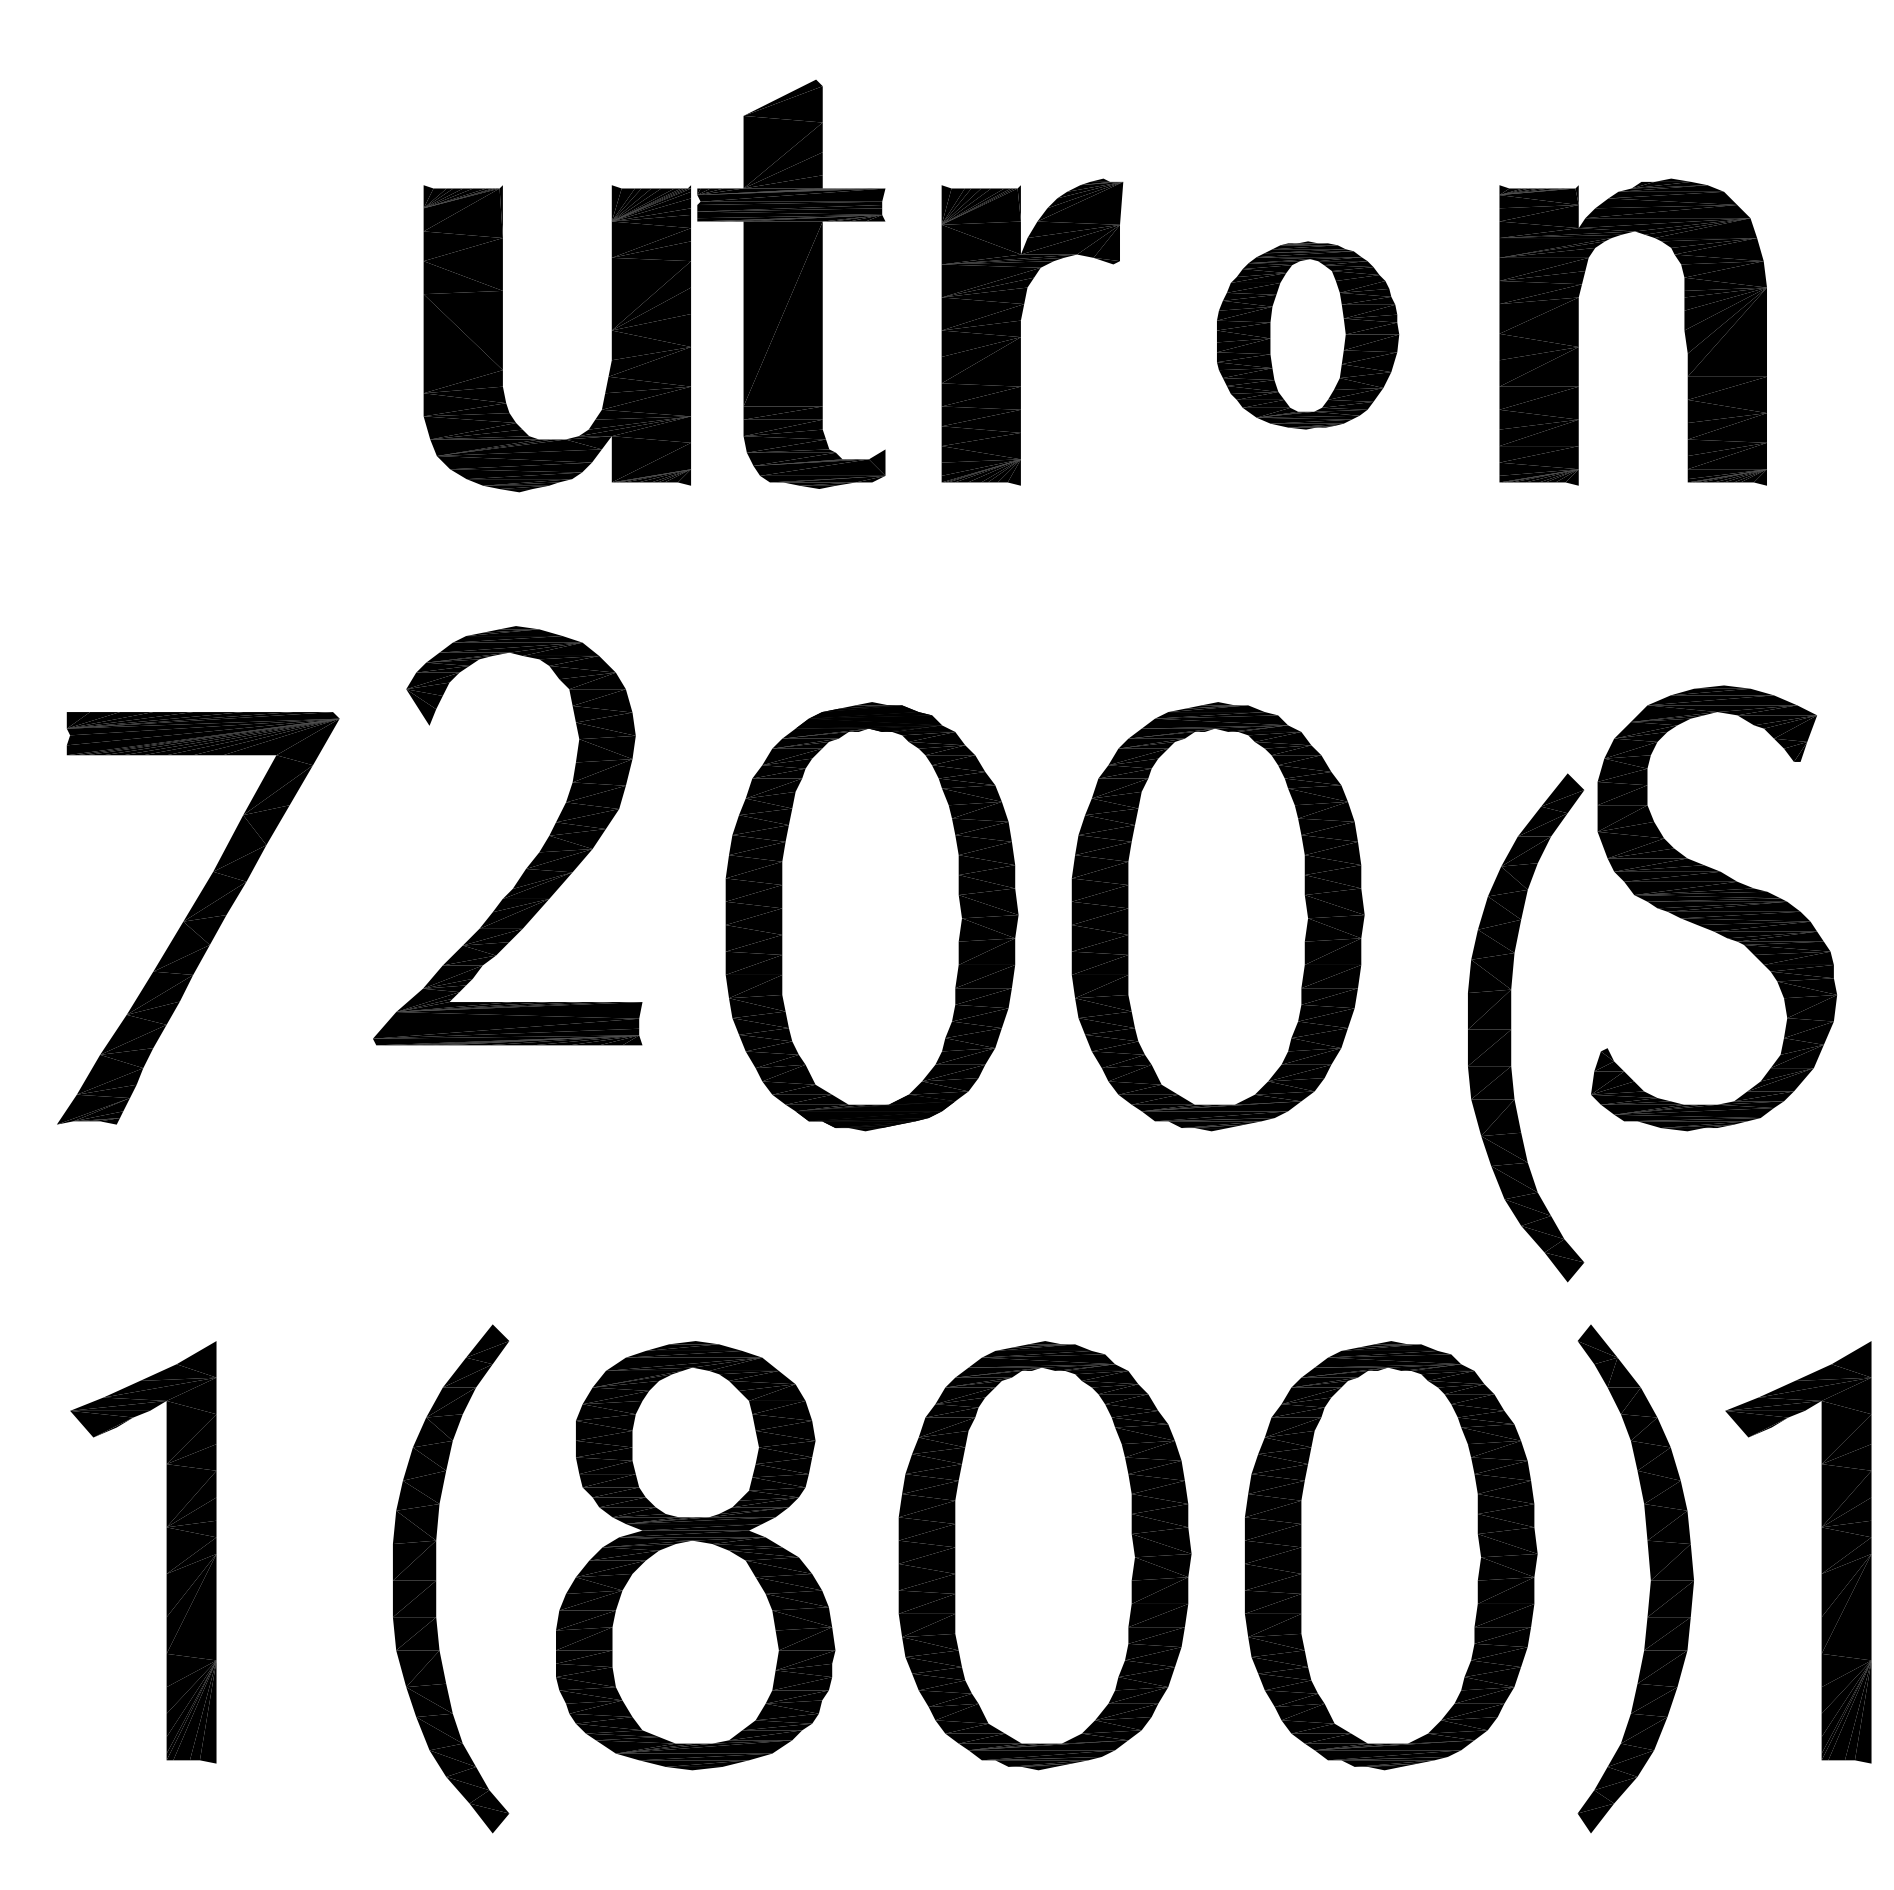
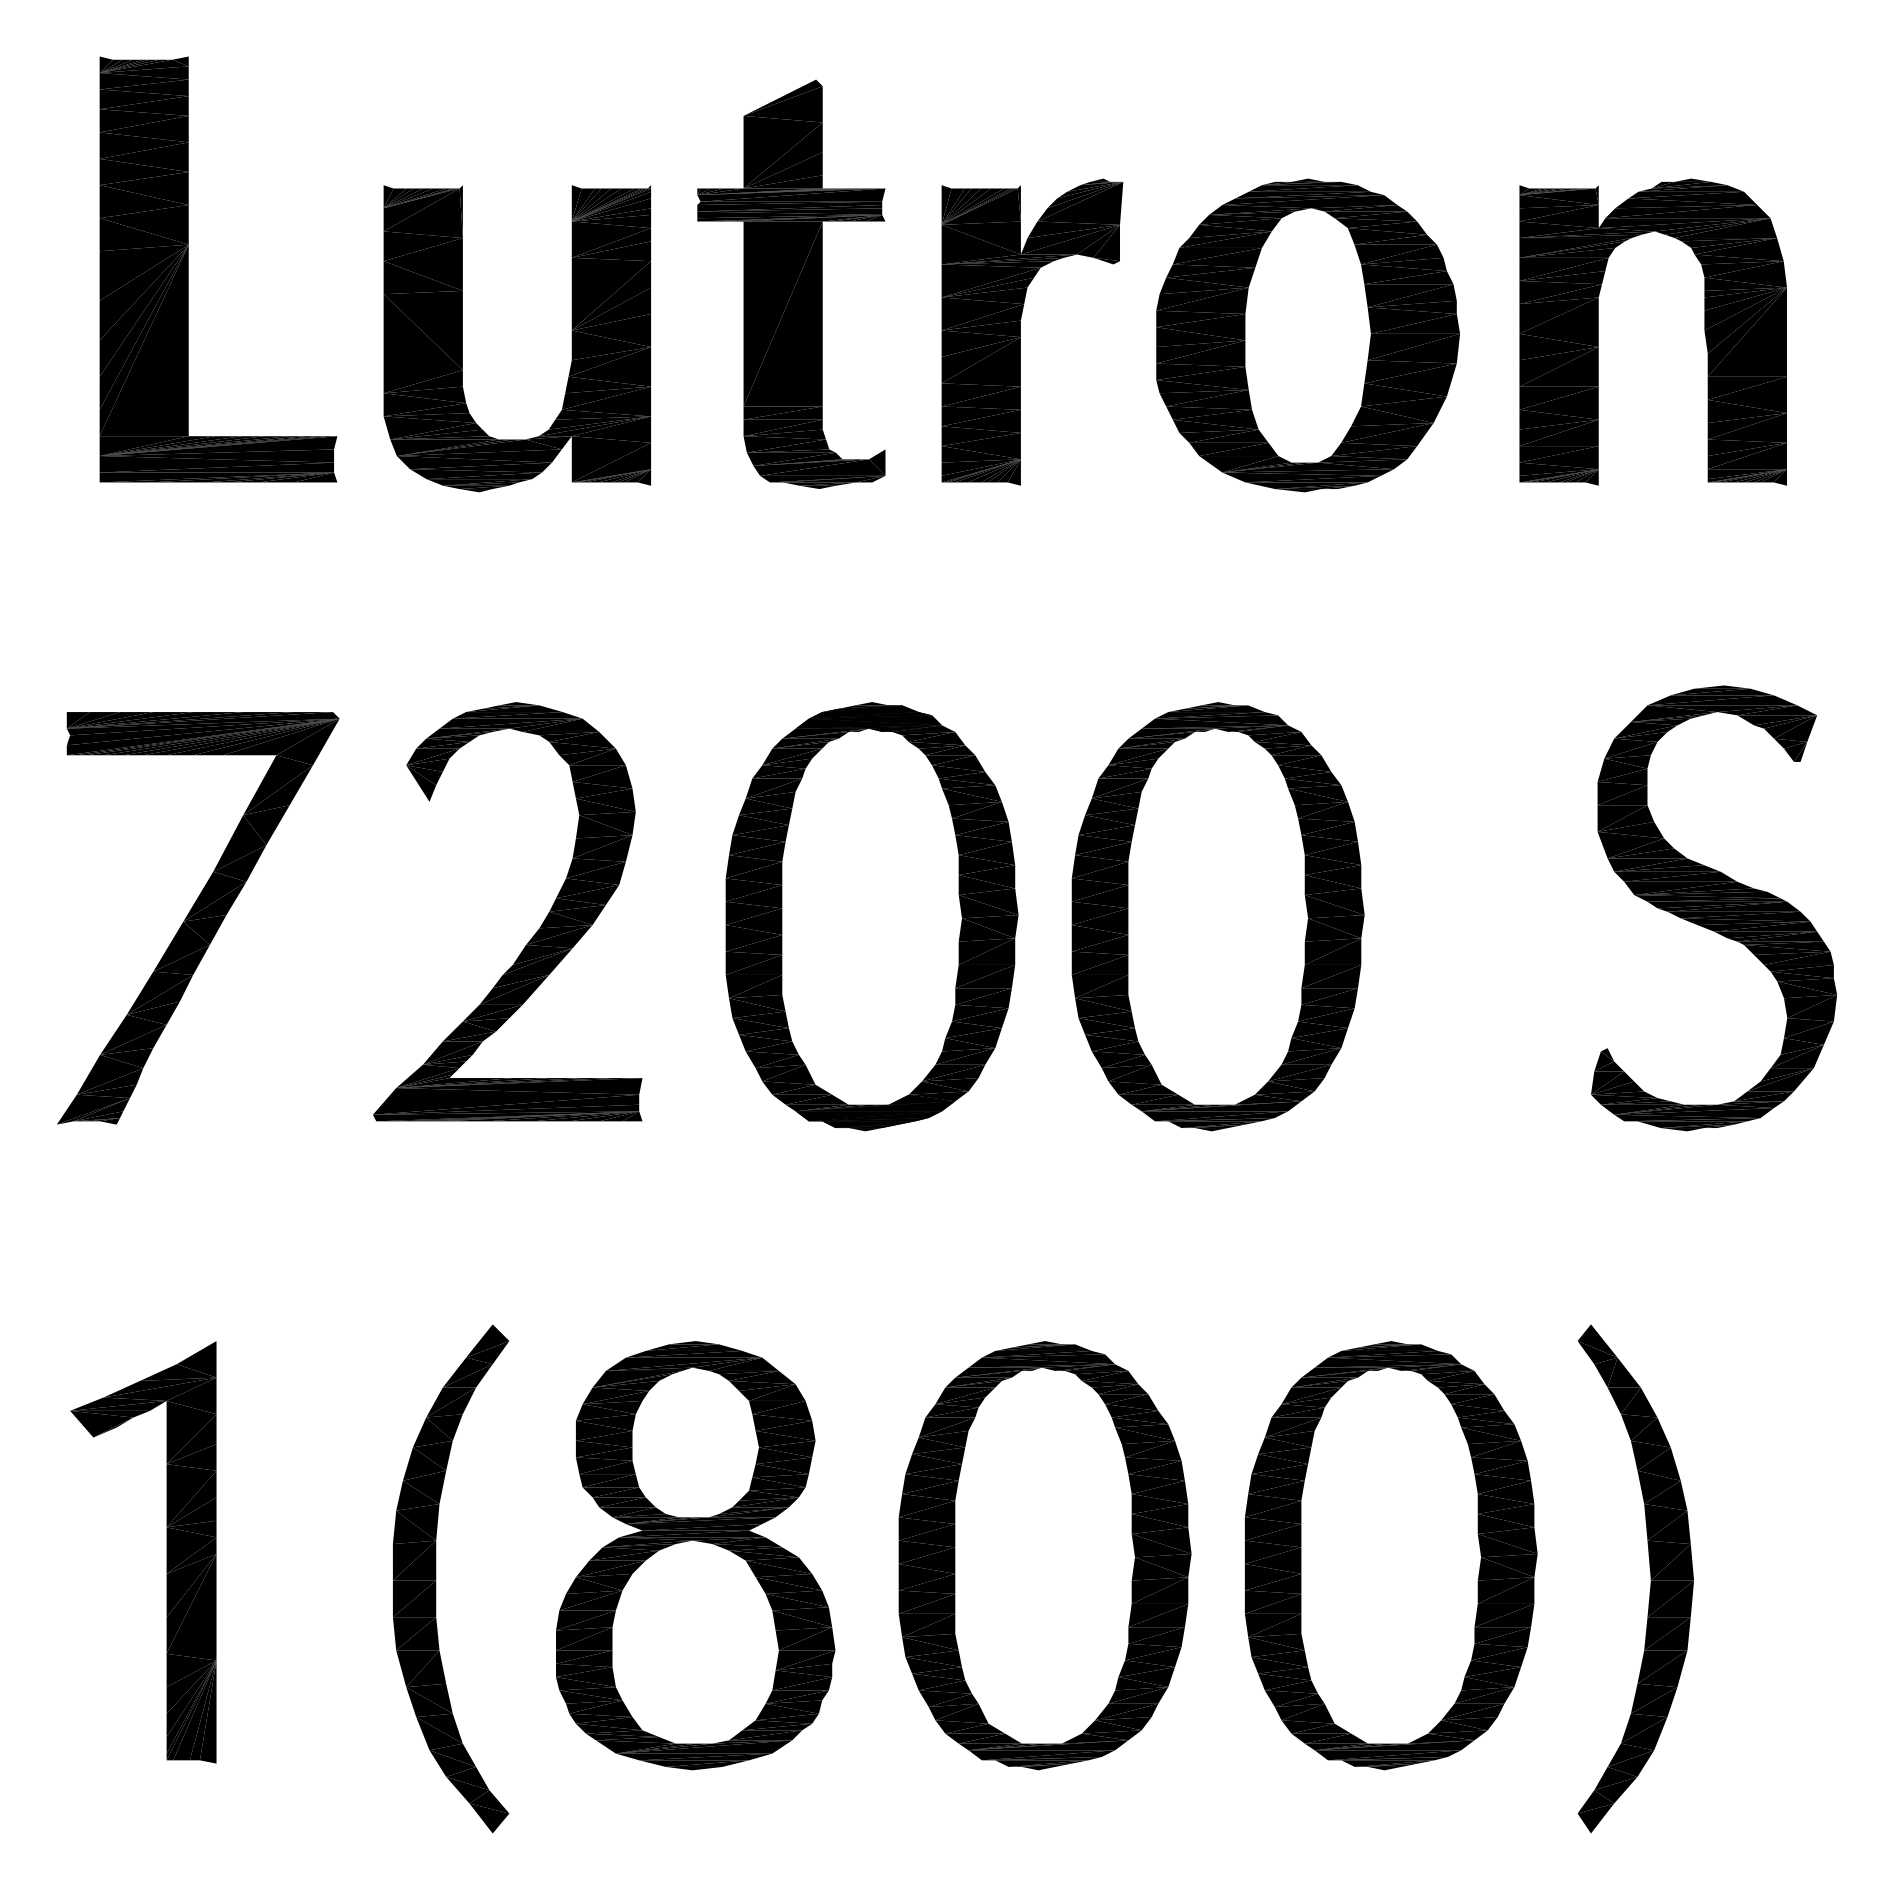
part: none -> present (188, 269)
part position: (1684, 331) -> (1704, 331) (1704, 331)
part size: 183x189 px -> 304x315 px (1307, 335)
part position: (502, 338) -> (462, 338) (462, 338)
part position: (536, 855) -> (536, 931) (536, 931)
part: present -> none (1511, 1027)
part: present -> none (1821, 1552)
